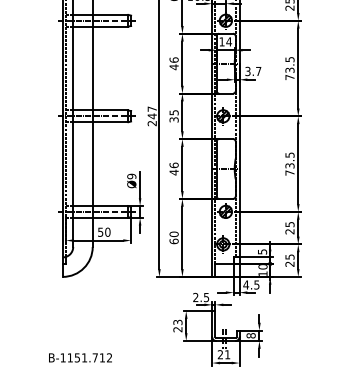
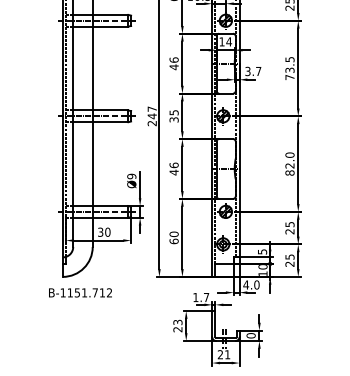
text: 73.5 -> 82.0 (289, 163)
text: 50 -> 30 (100, 231)
text: 4.5 -> 4.0 (256, 284)
text: 2.5 -> 1.7 (201, 297)
text: 8 -> 0 (250, 335)
text position: (80, 357) -> (80, 292) (80, 292)
